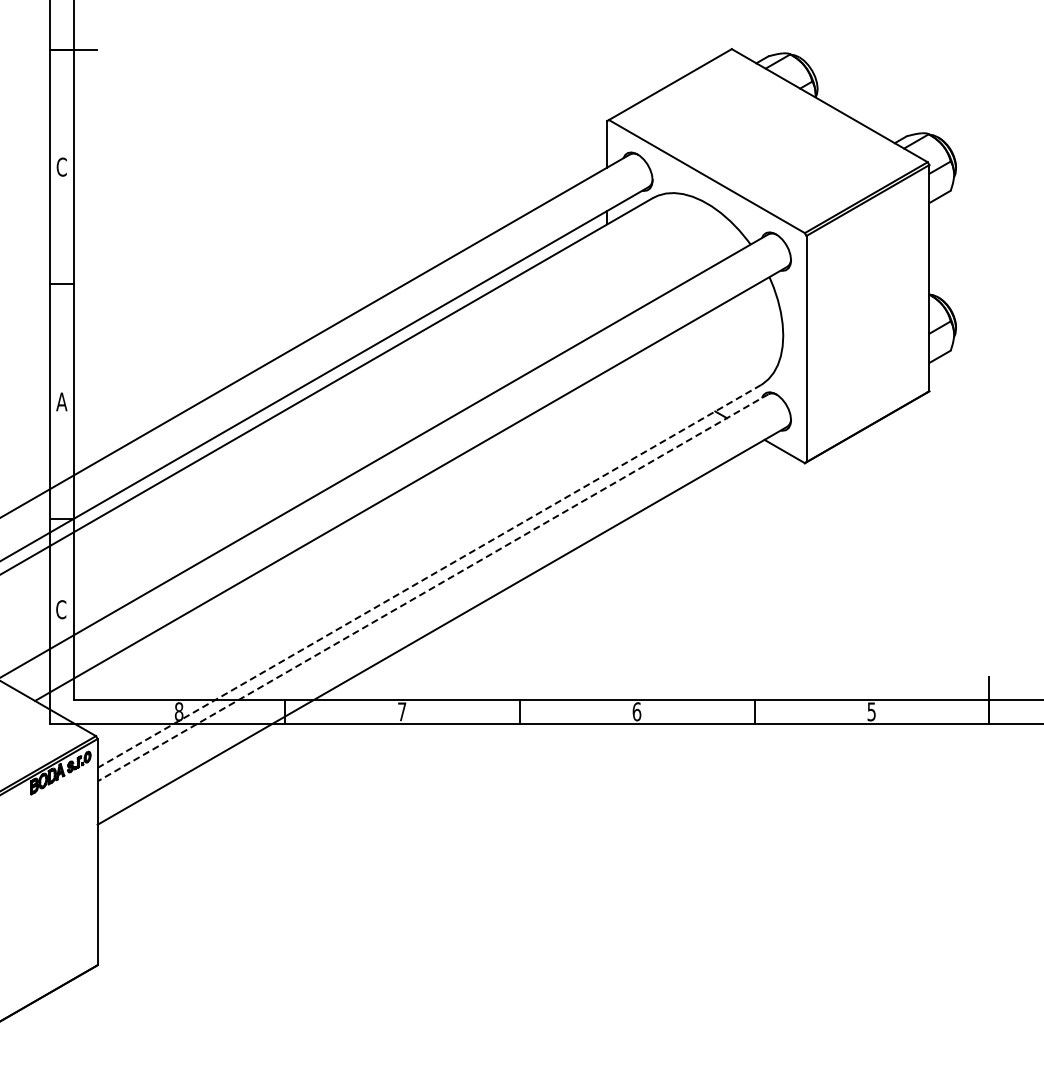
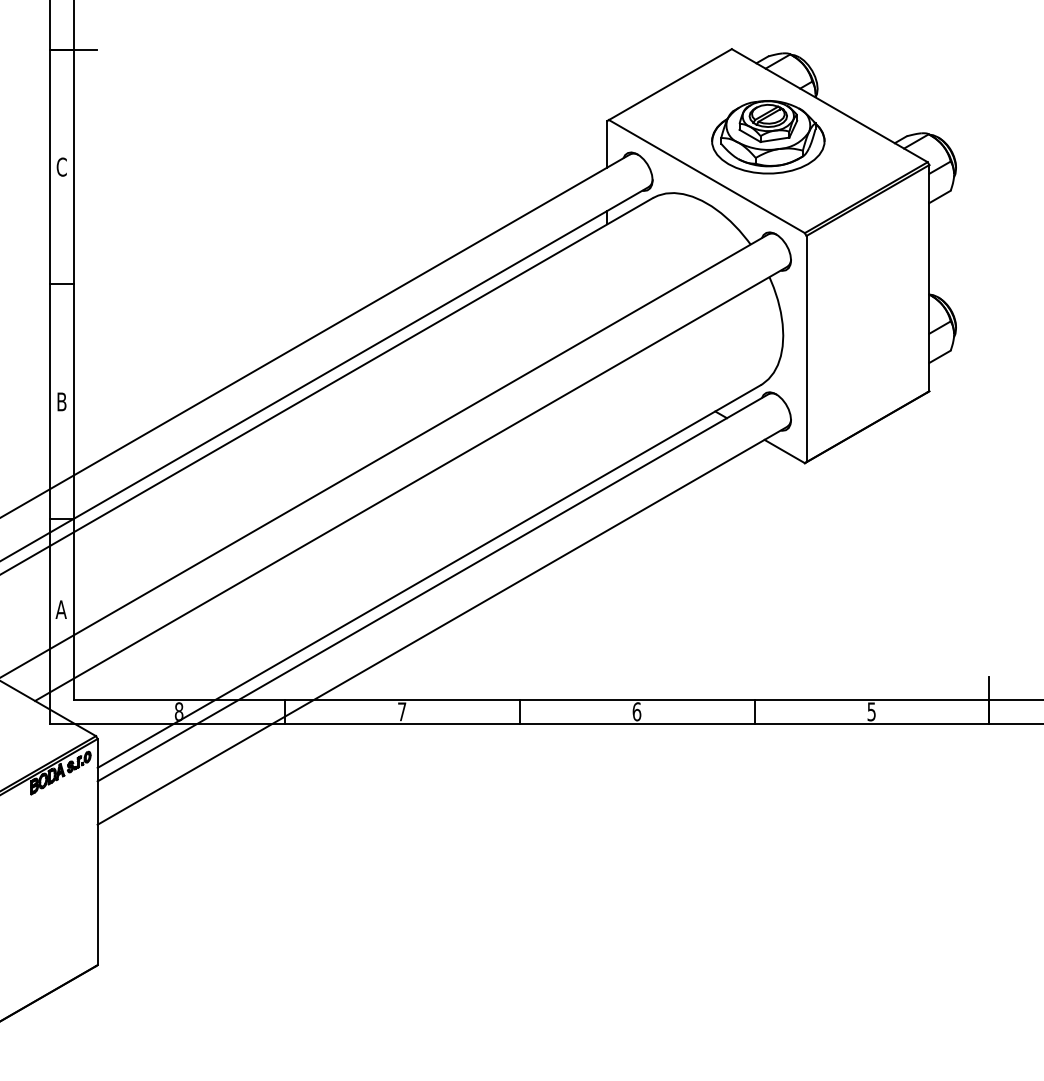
part: none -> present (768, 137)
text: A -> B (61, 401)
line: dashed -> solid (429, 576)
line: dashed -> solid (432, 588)
text: C -> A (60, 609)
